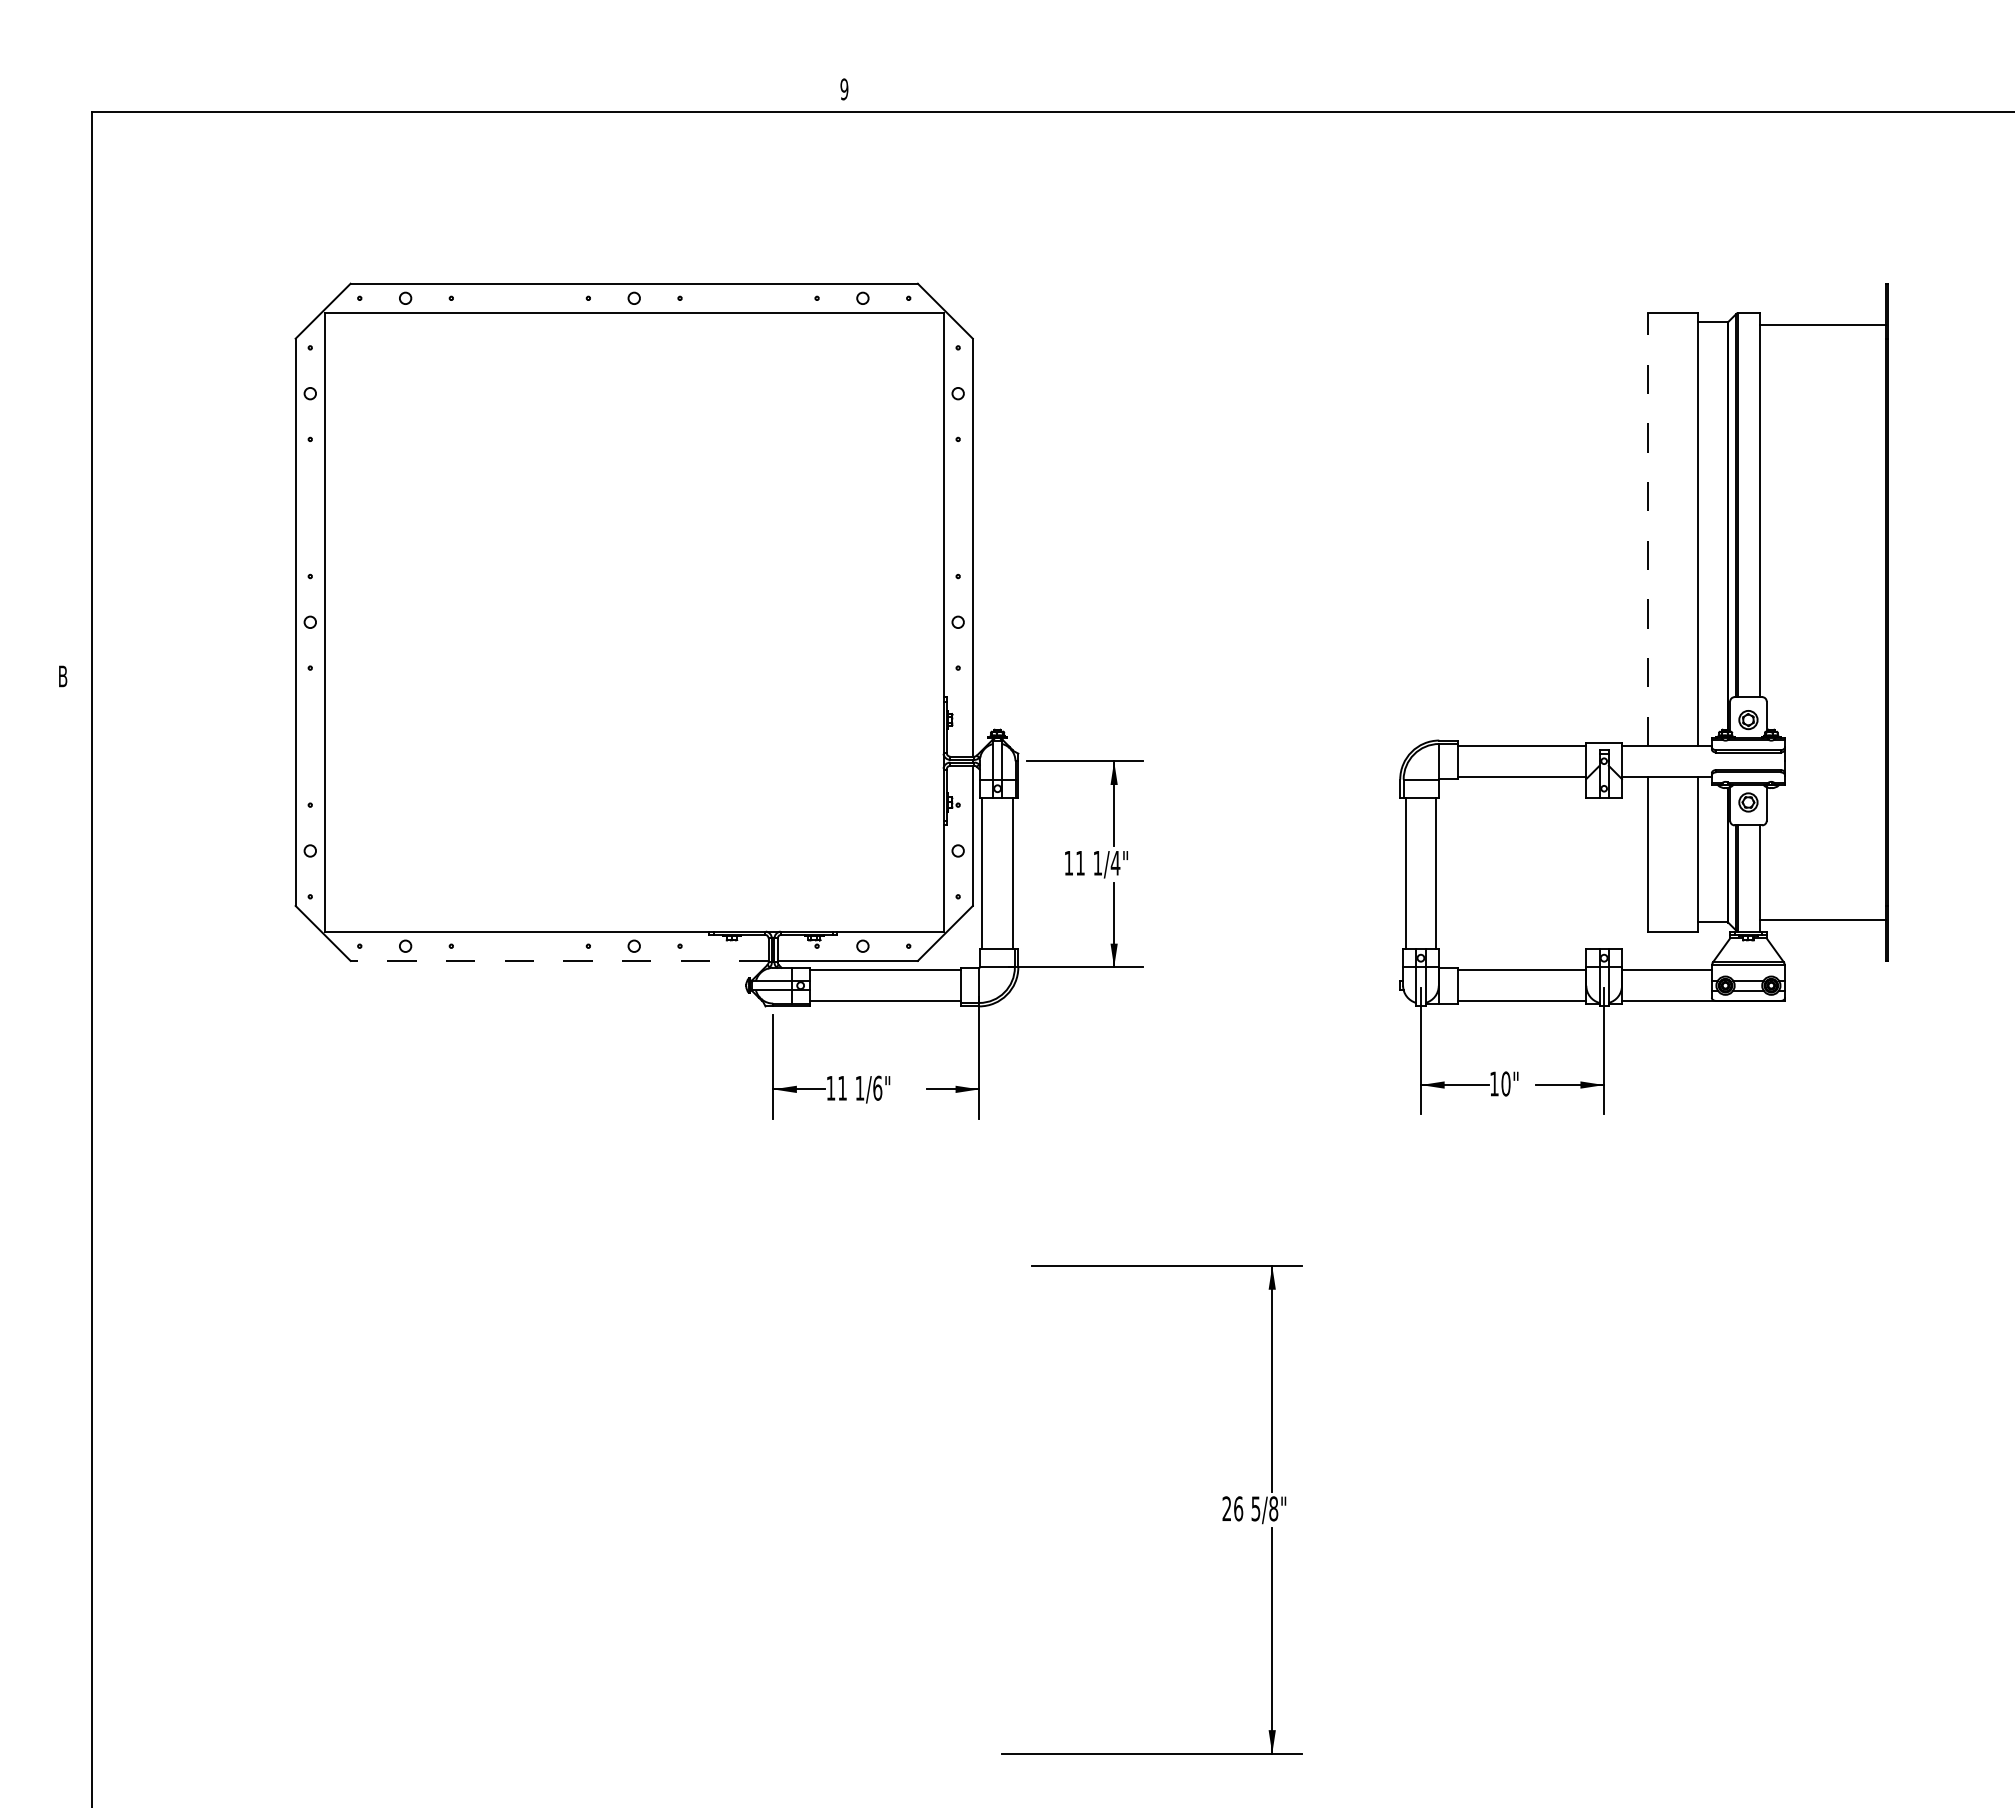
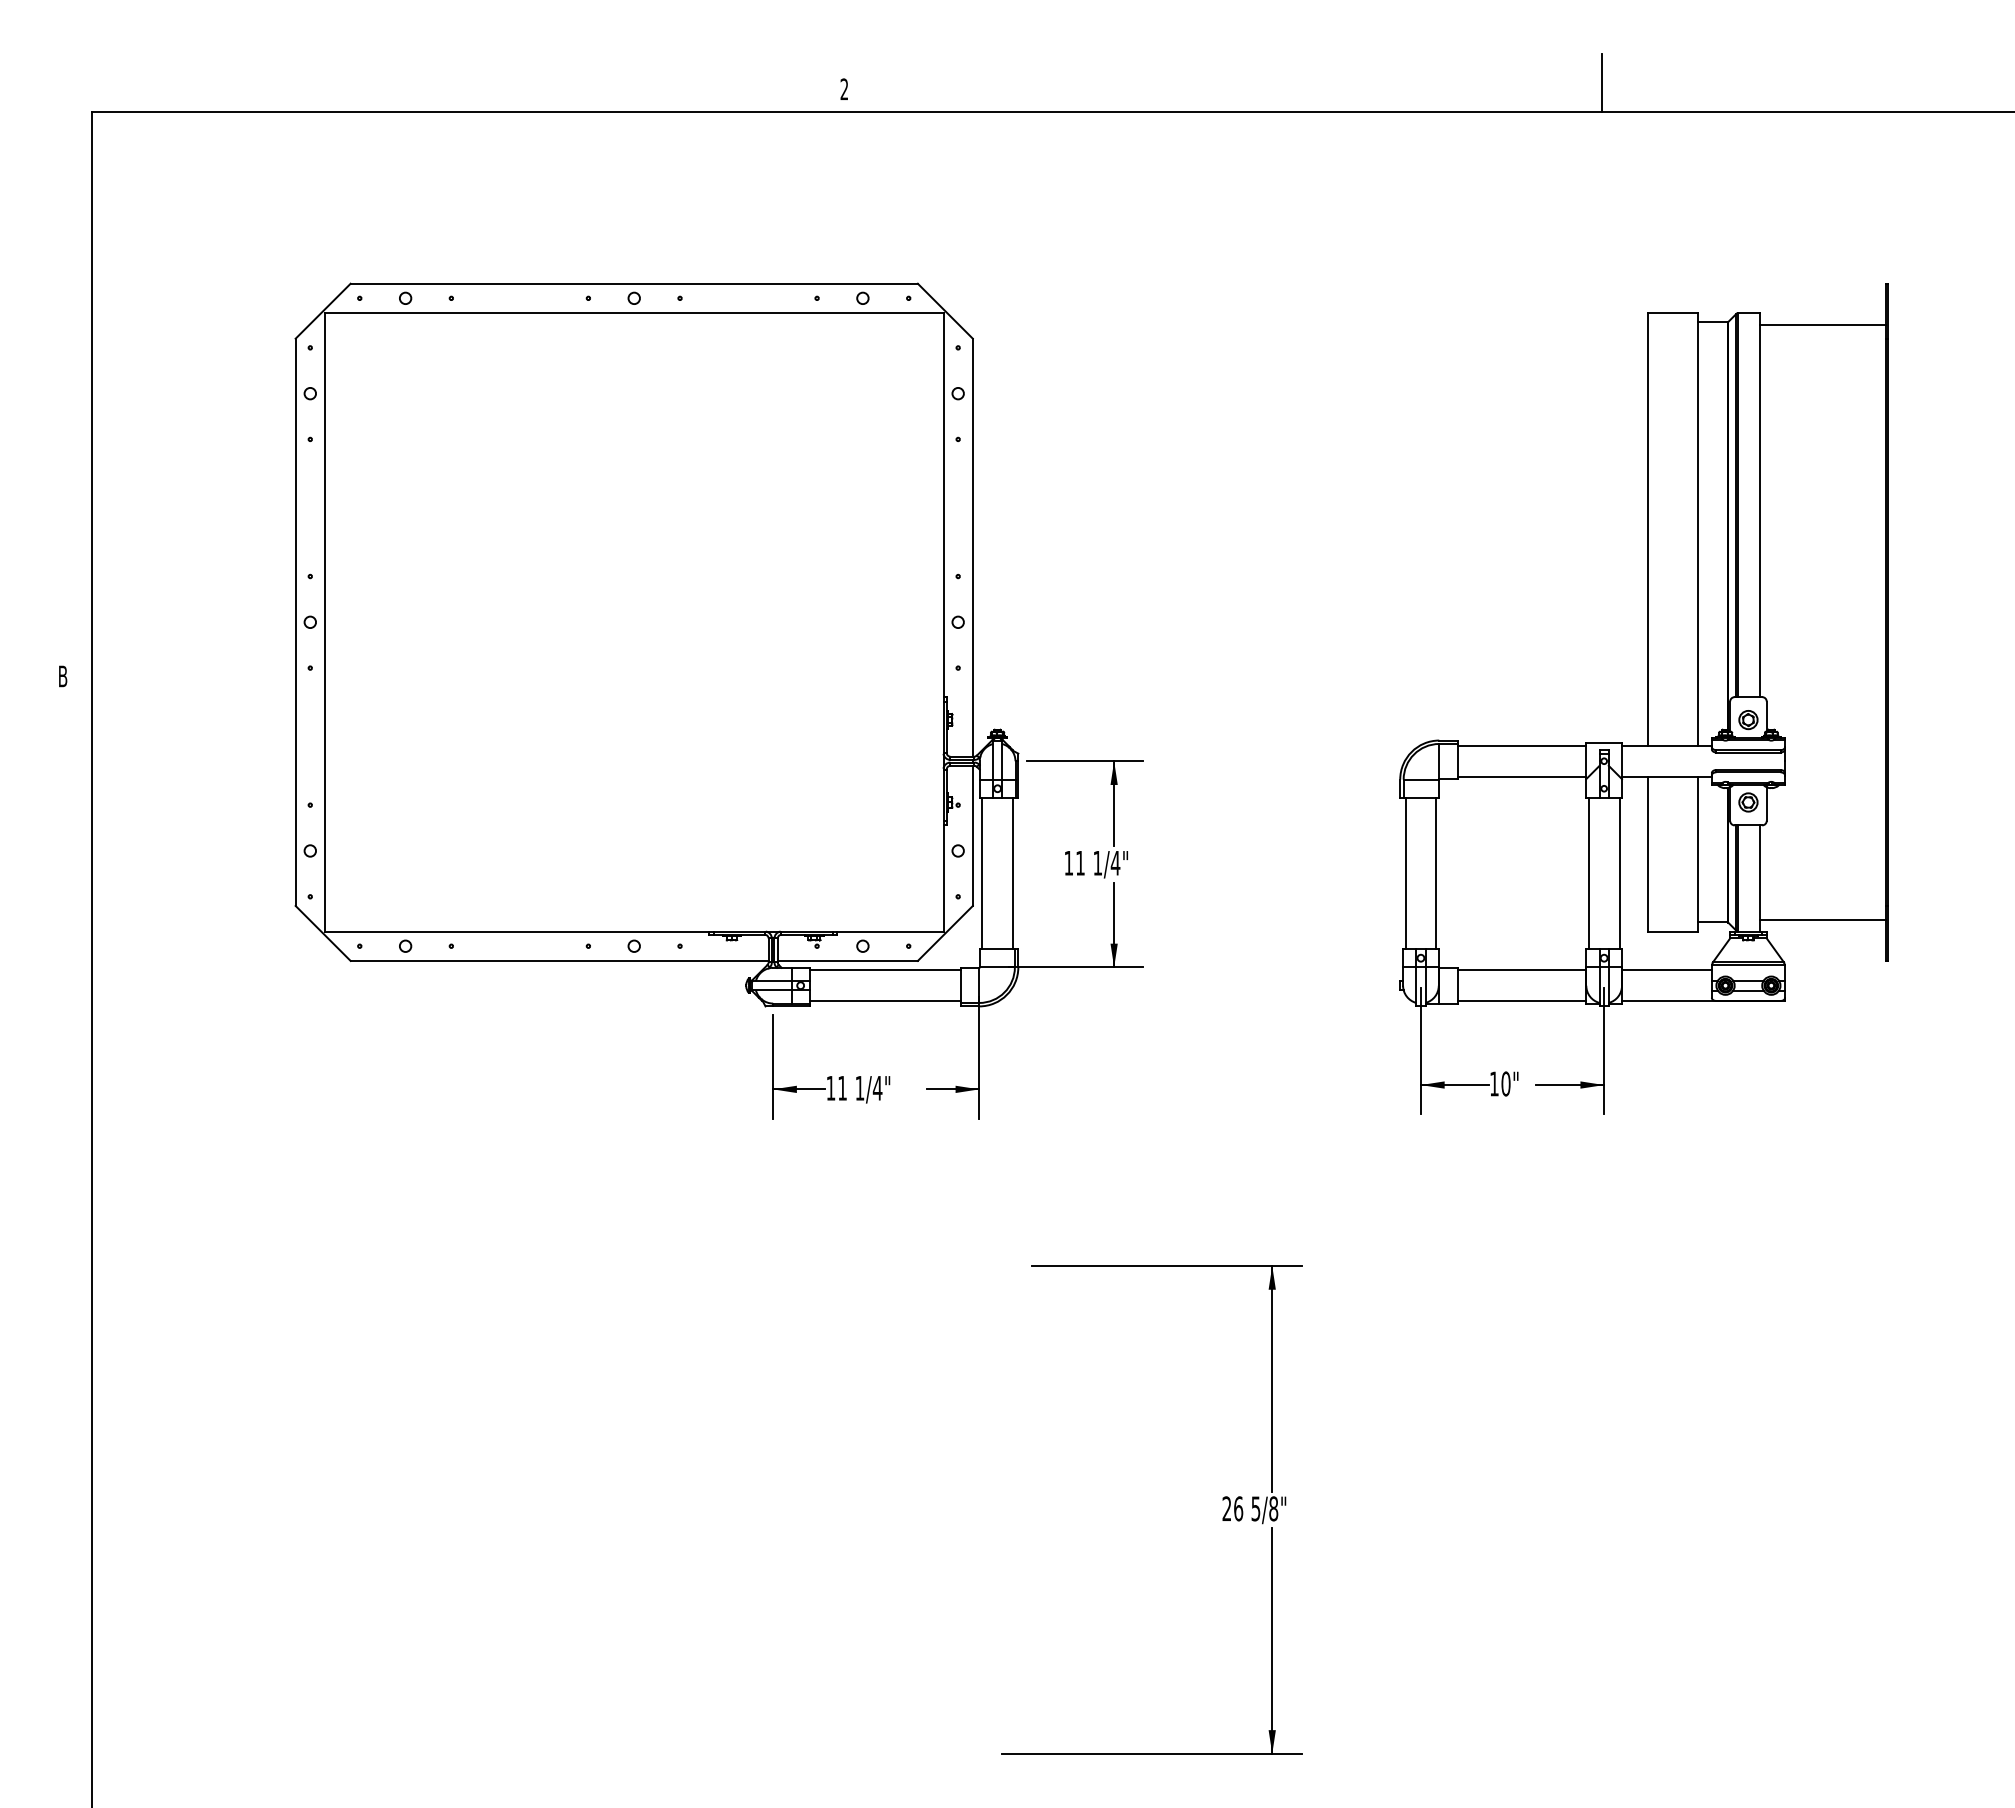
line: none -> present (1602, 82)
text: 9 -> 2 (844, 89)
line: dashed -> solid (1647, 529)
line: none -> present (1588, 873)
line: none -> present (1619, 873)
line: dashed -> solid (559, 960)
text: 1/6" -> 1/4" (877, 1087)
